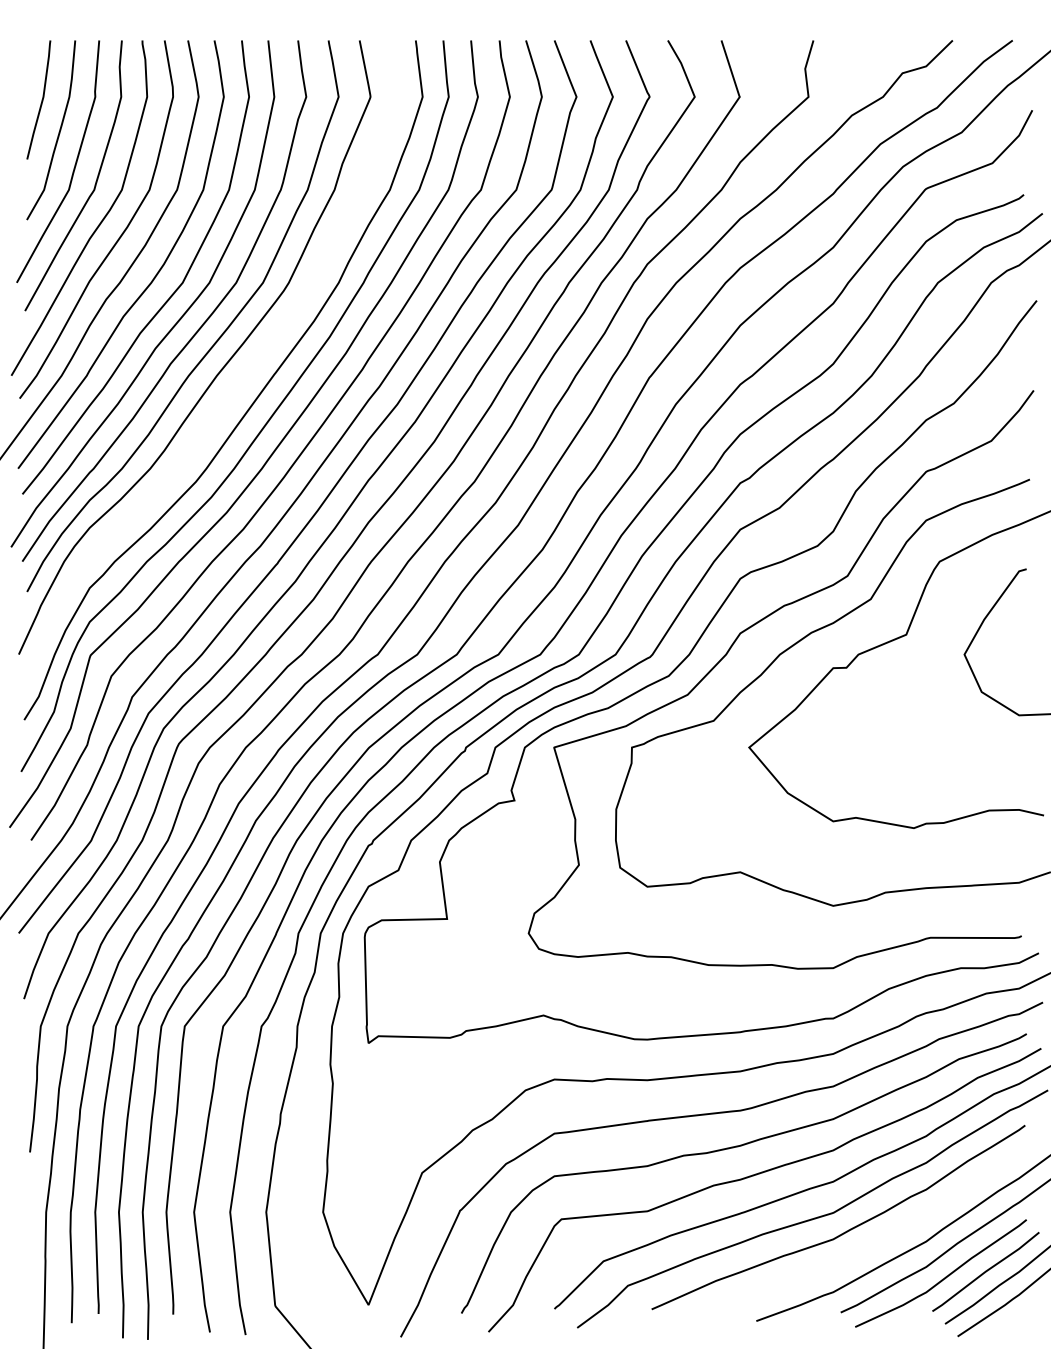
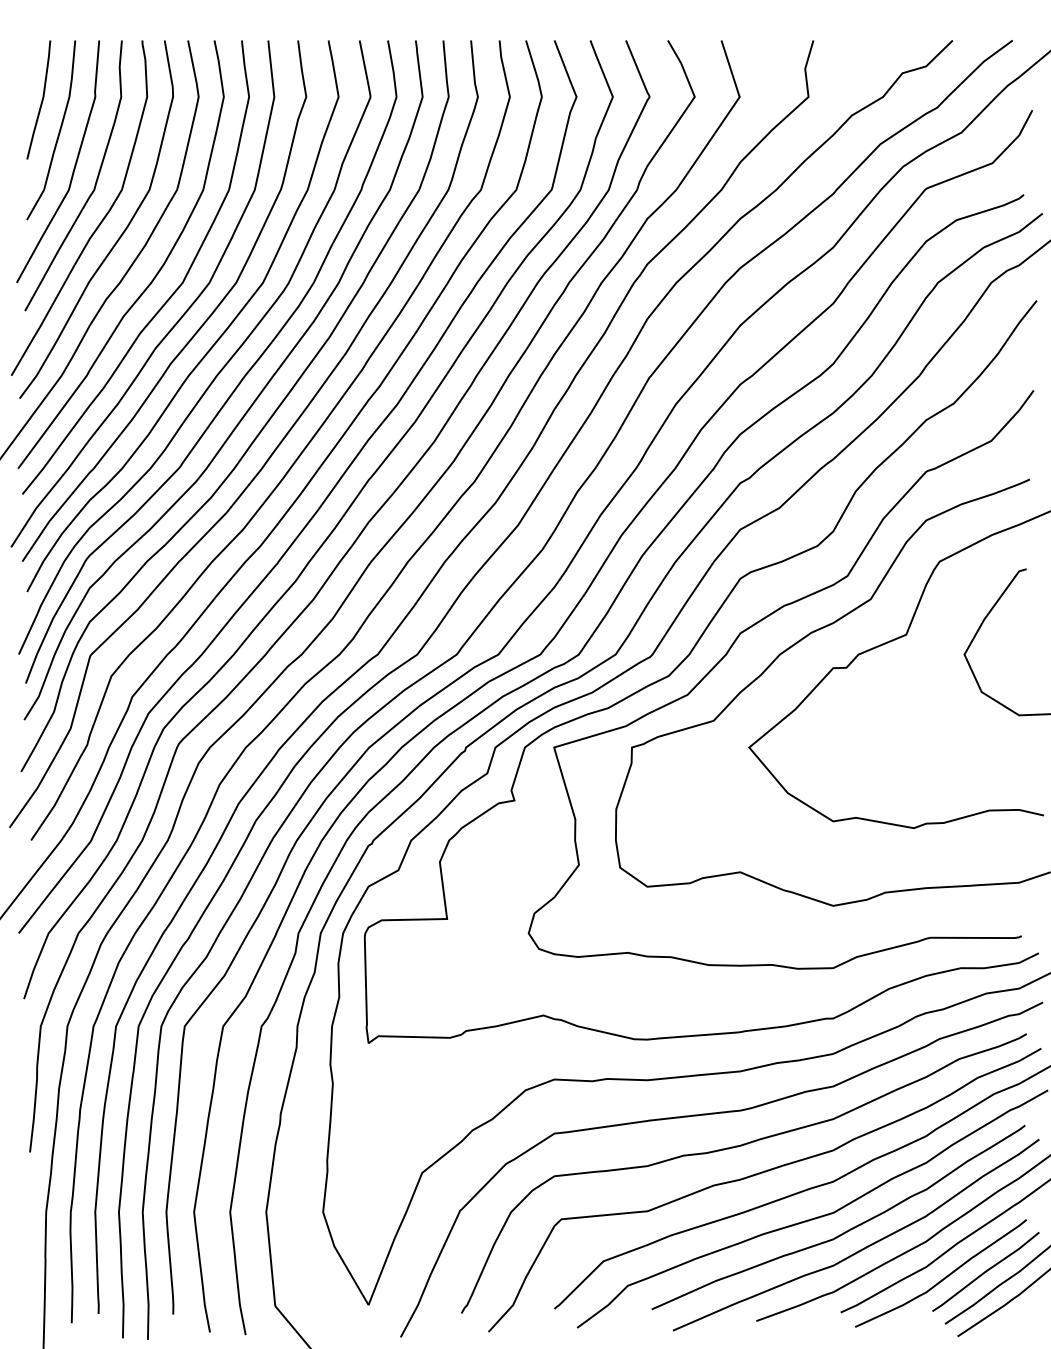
curve: none -> present (239, 381)
curve: none -> present (862, 1248)
